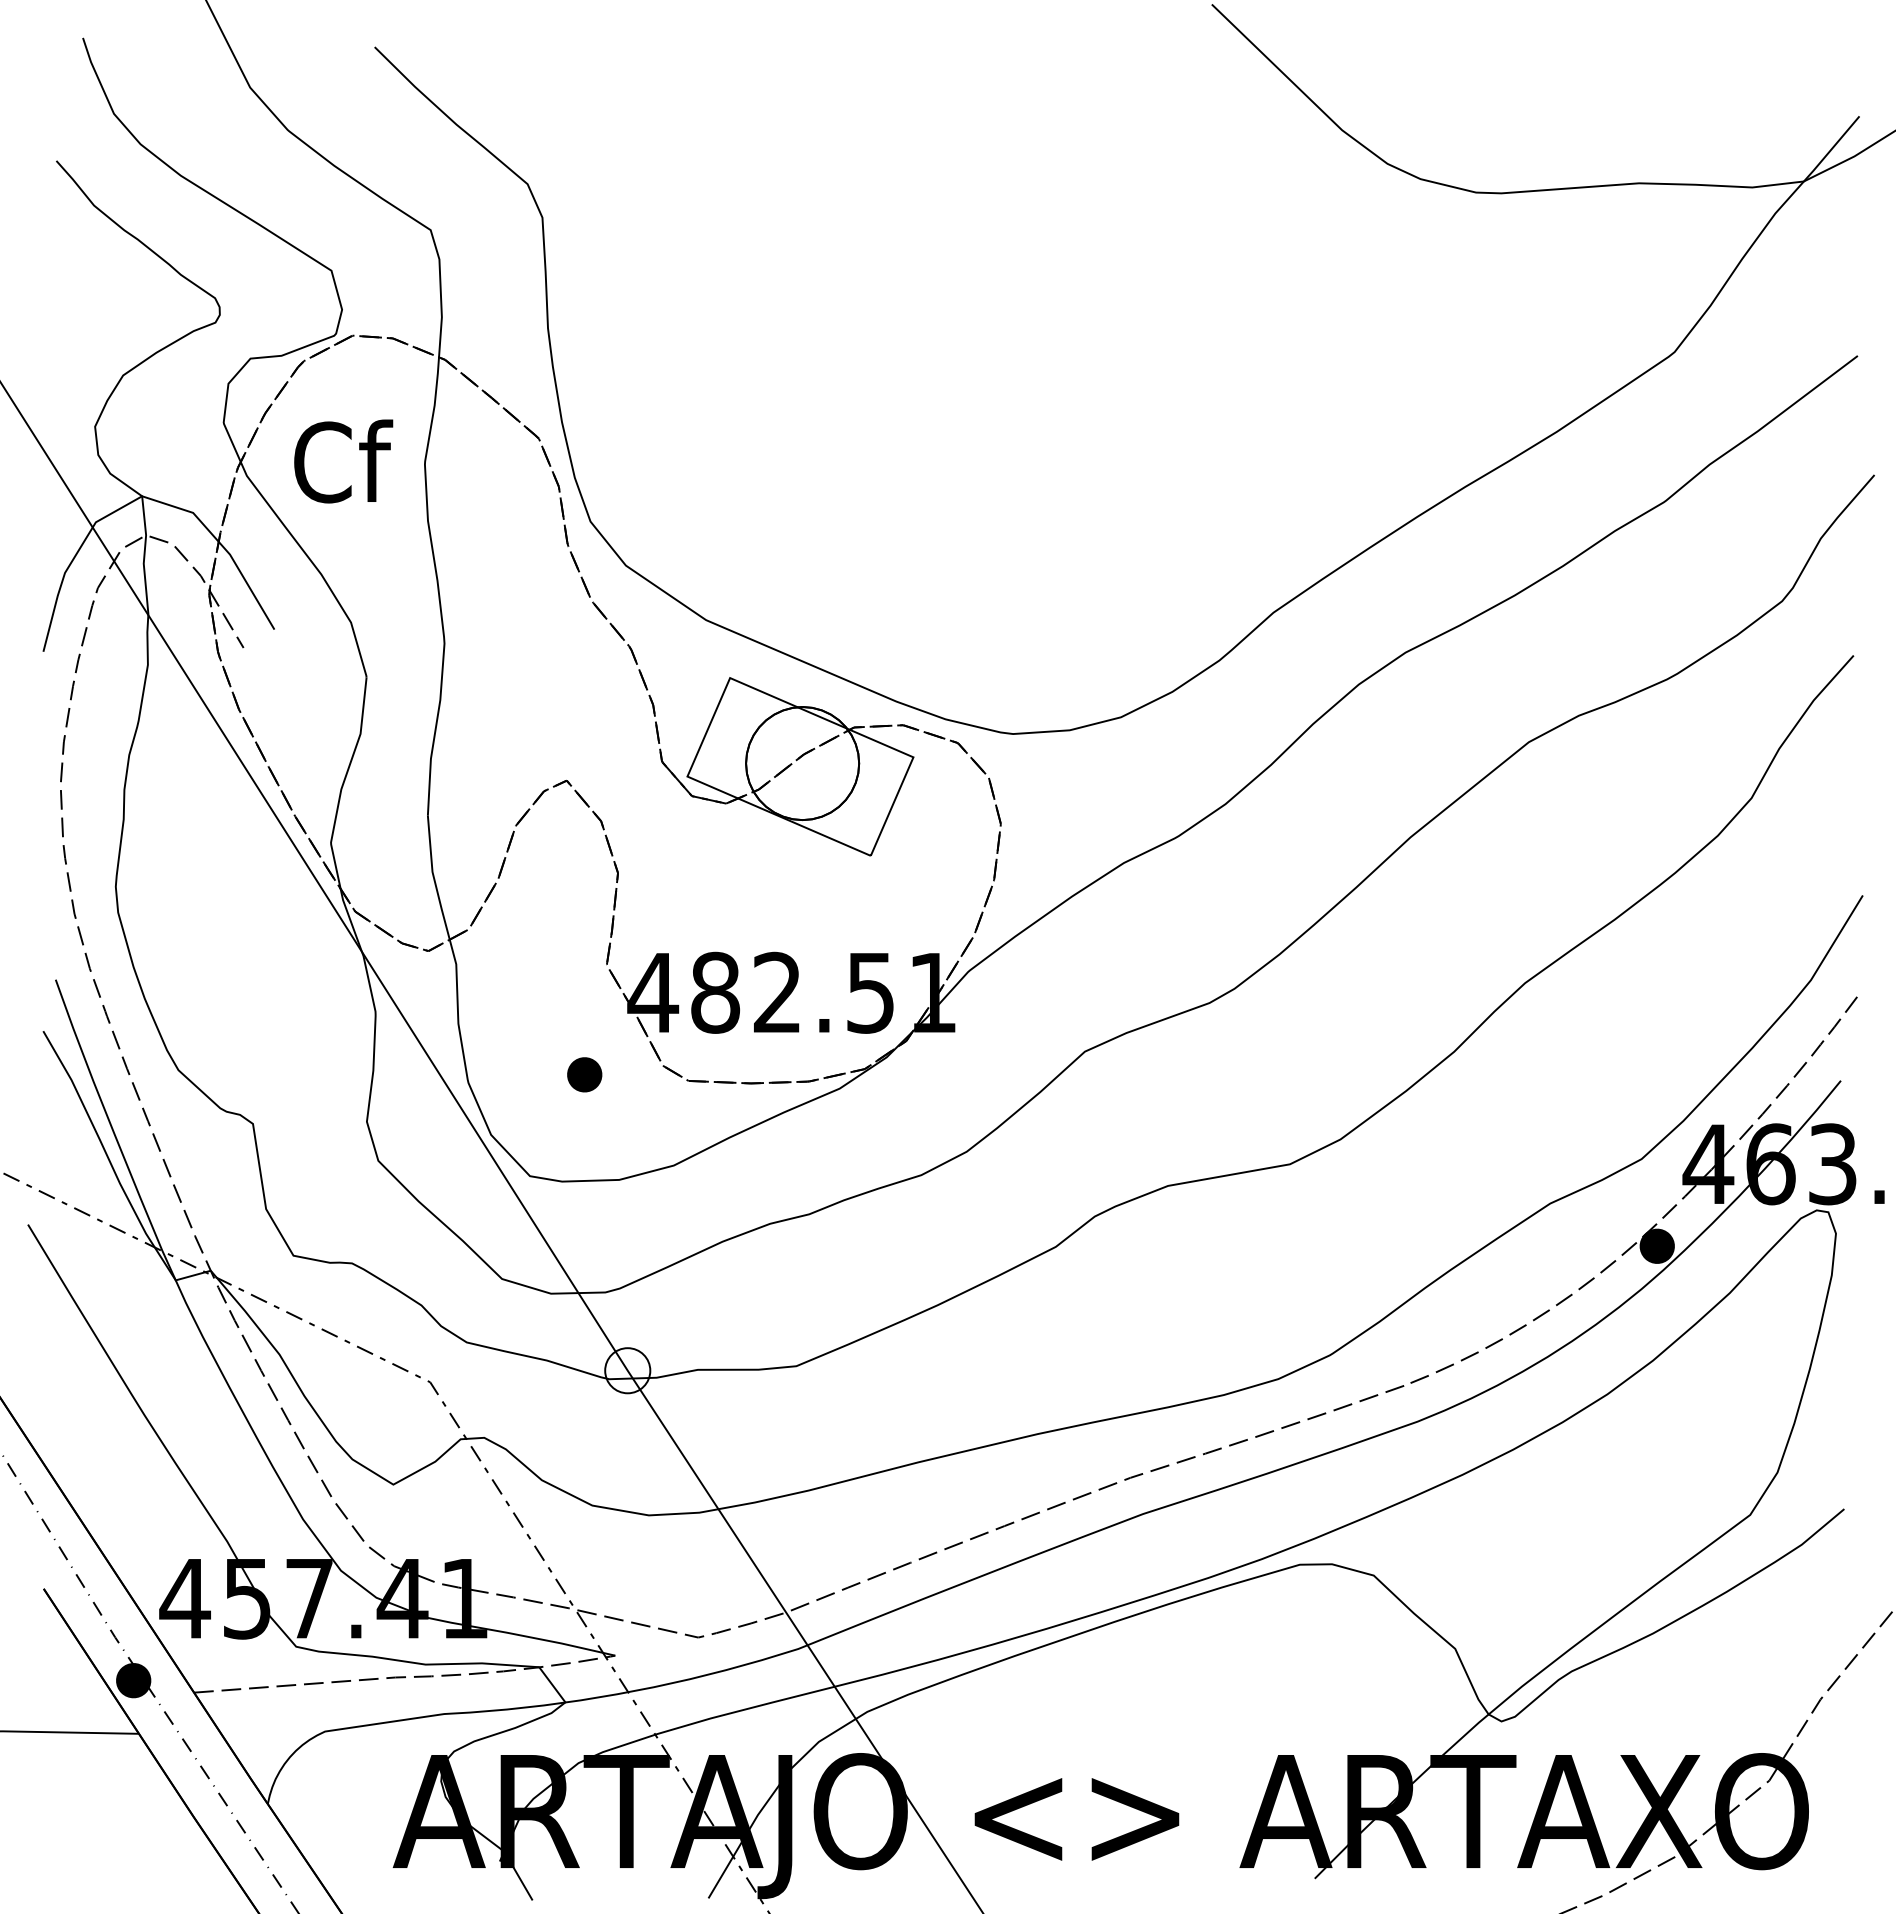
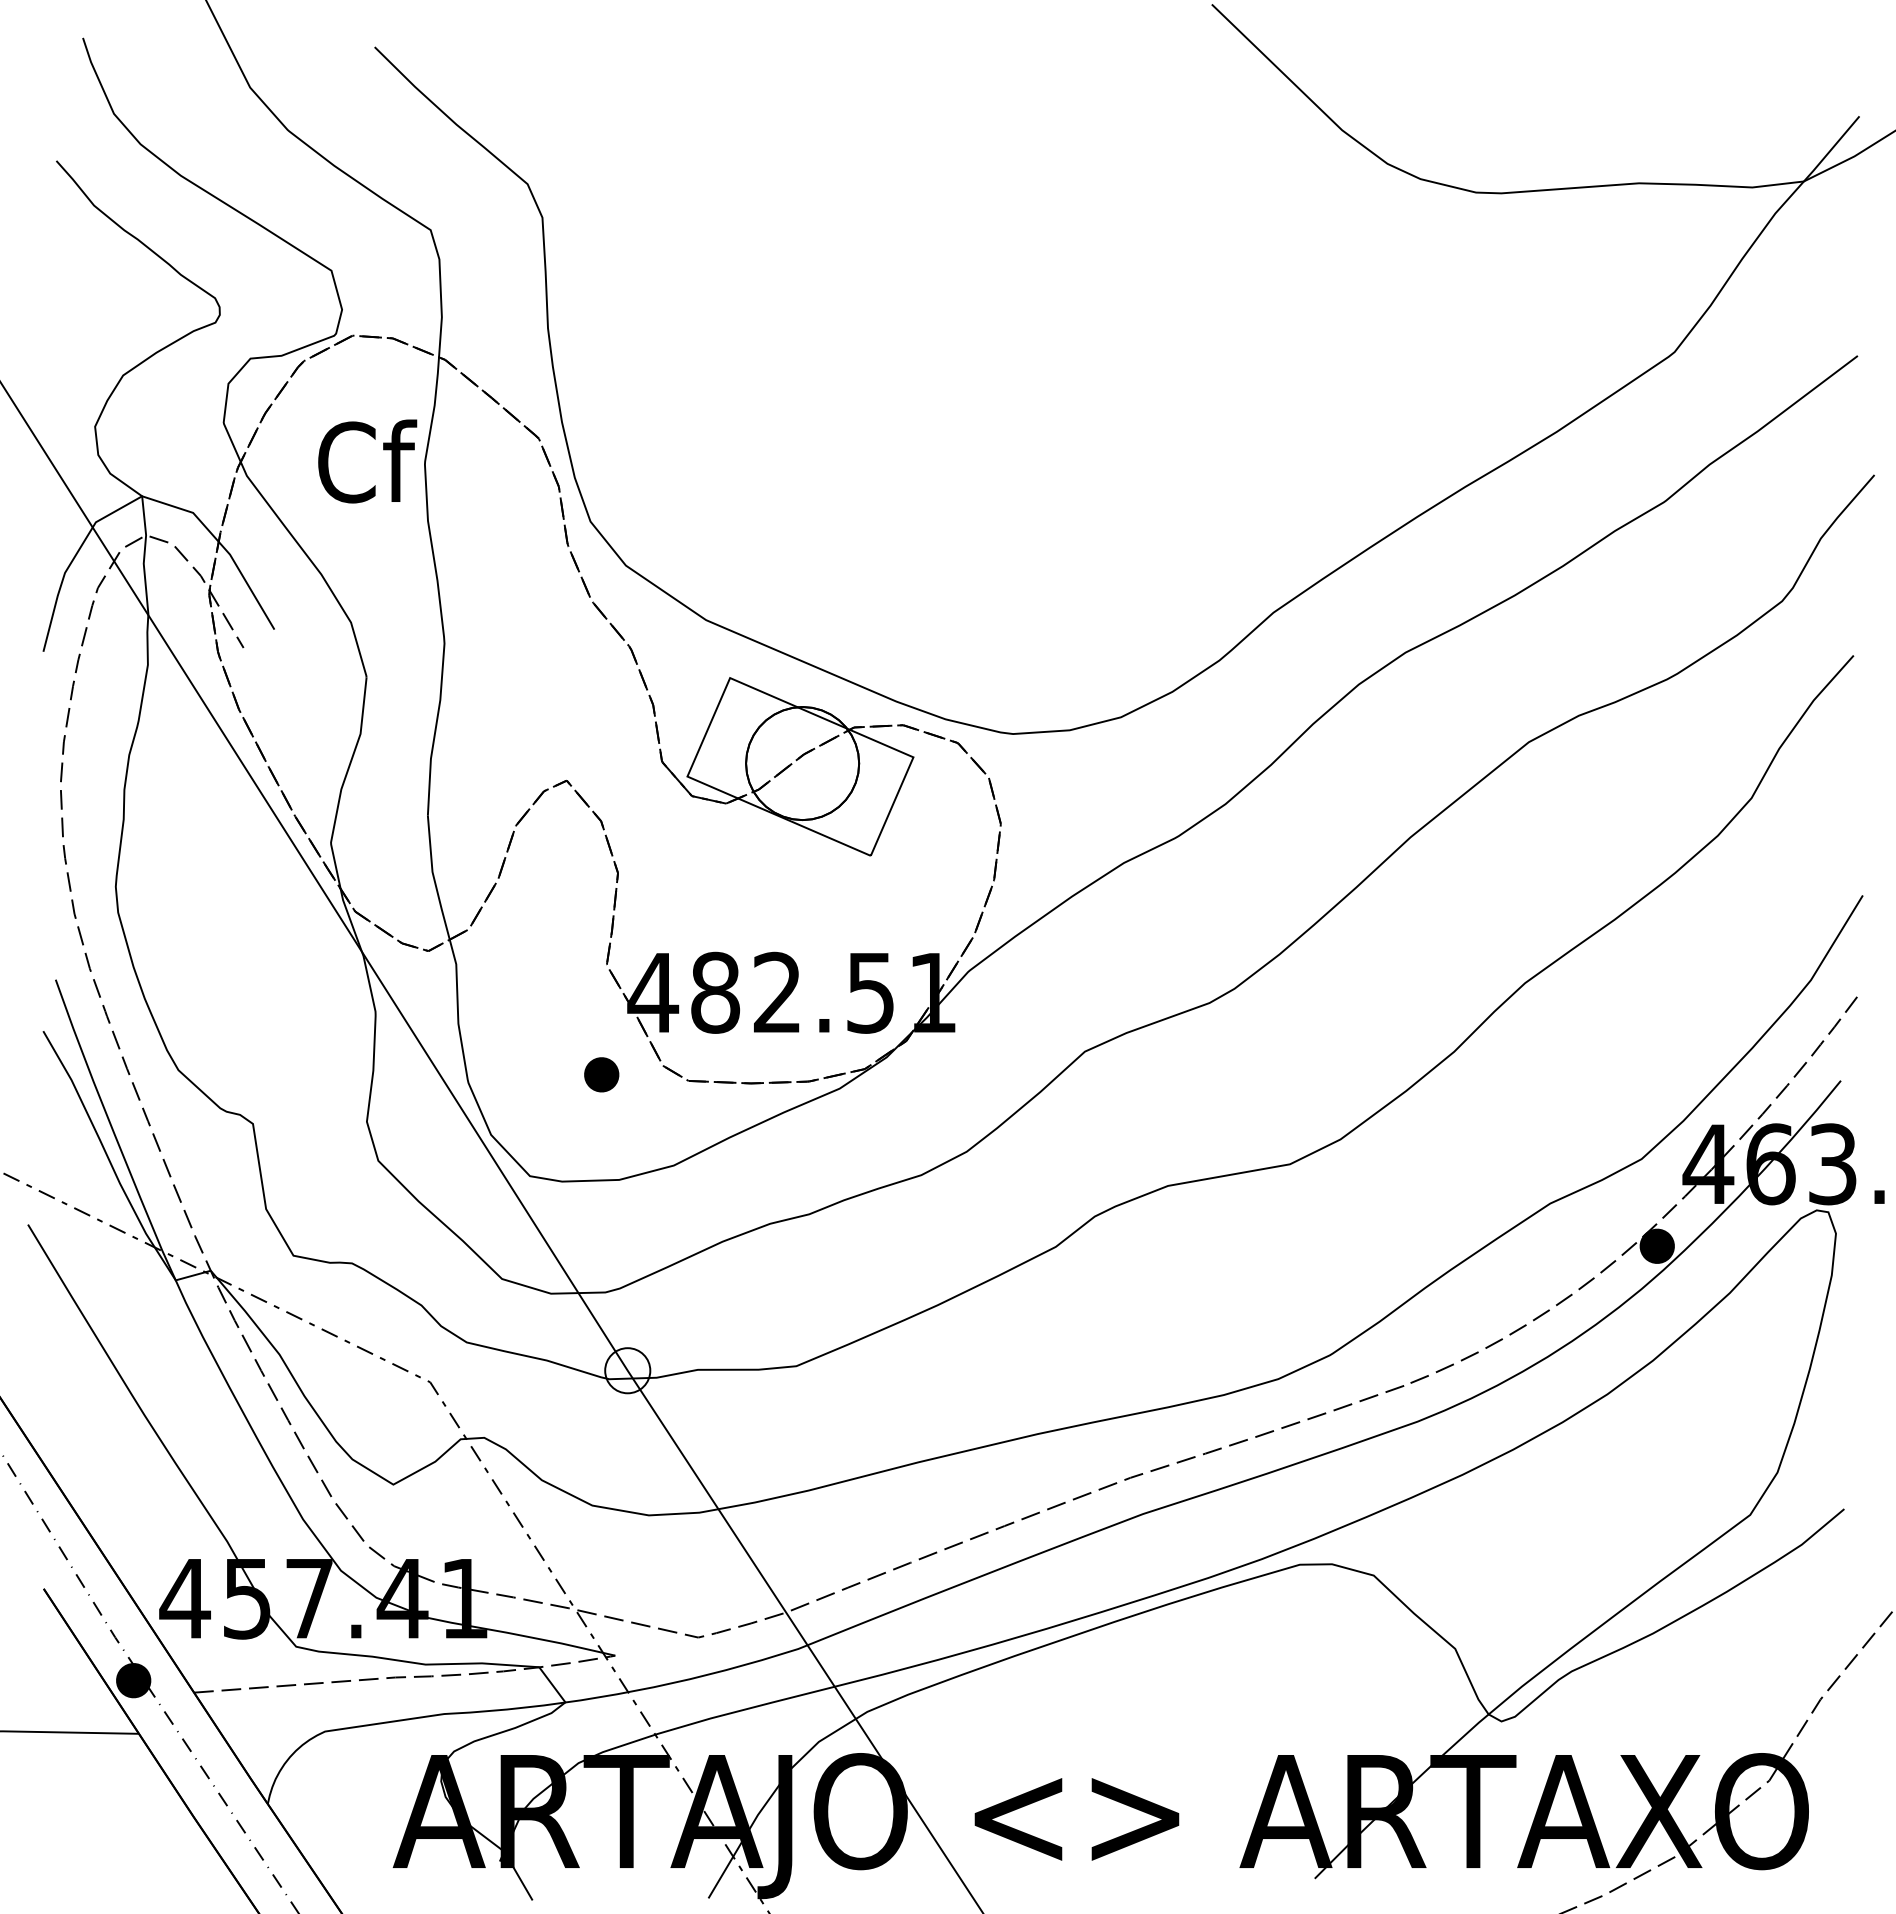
text position: (343, 461) -> (367, 461) (367, 461)
part position: (584, 1074) -> (601, 1074) (601, 1074)
